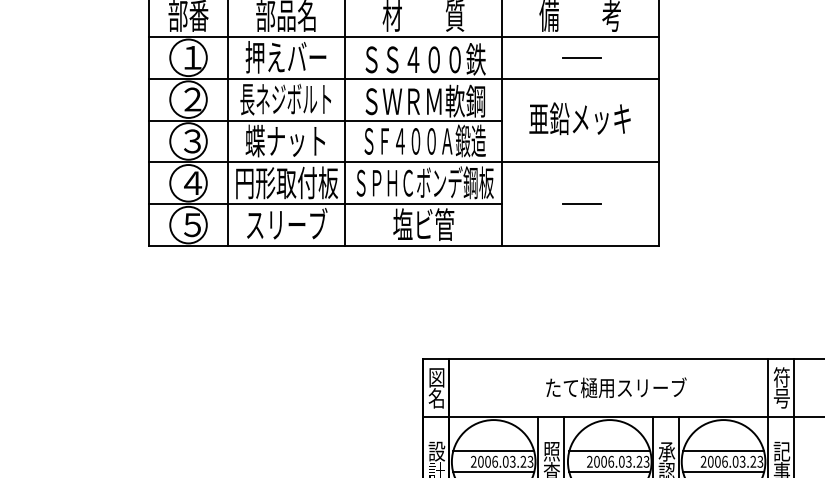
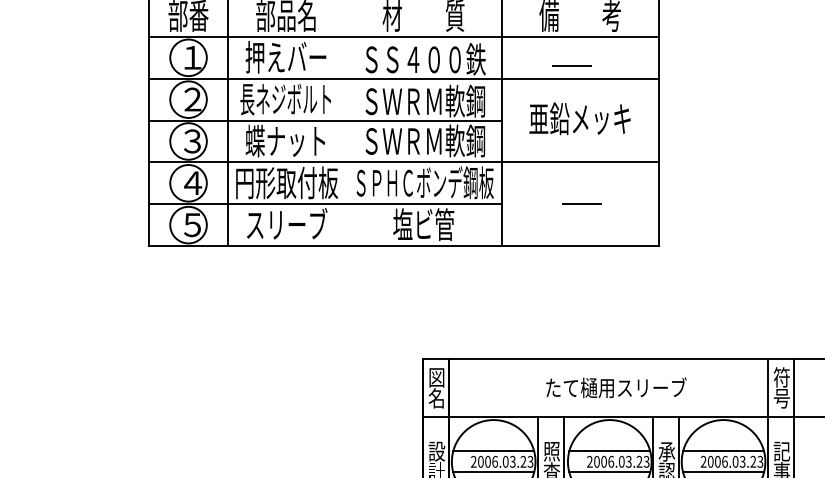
line position: (581, 57) -> (571, 65) (571, 65)
line: present -> none (345, 124)
text: ＳＦ４００Ａ鍛造 -> ＳＷＲＭ軟鋼 (424, 140)
